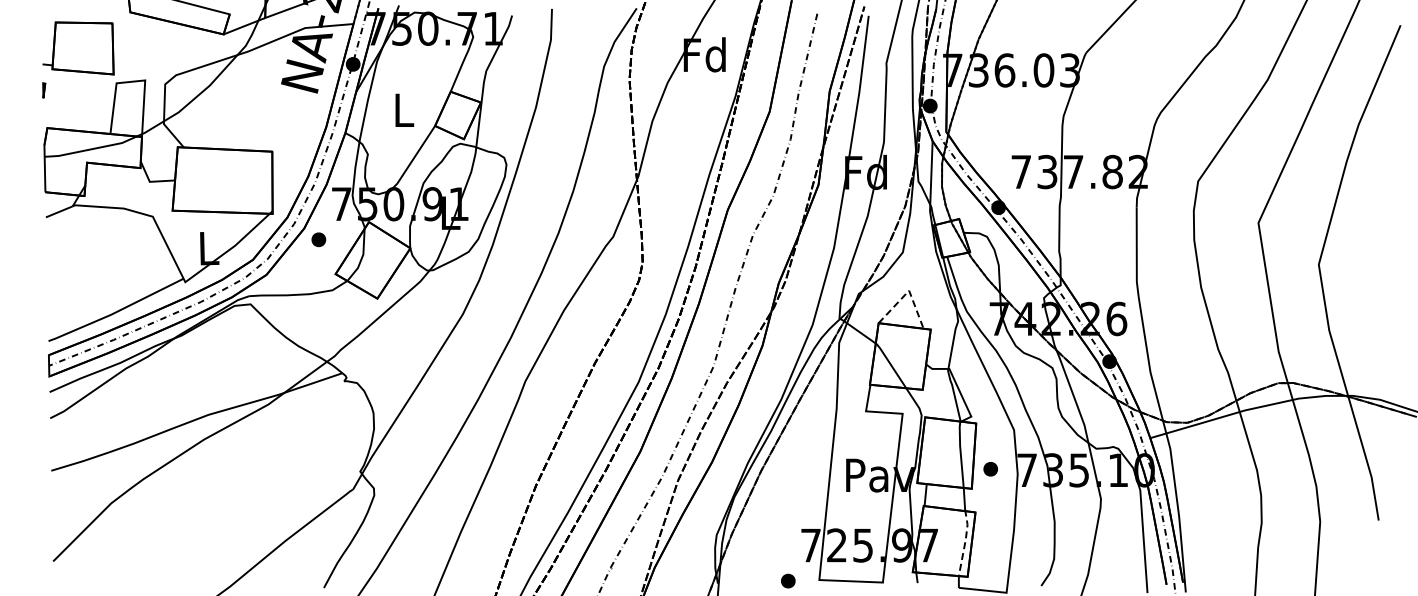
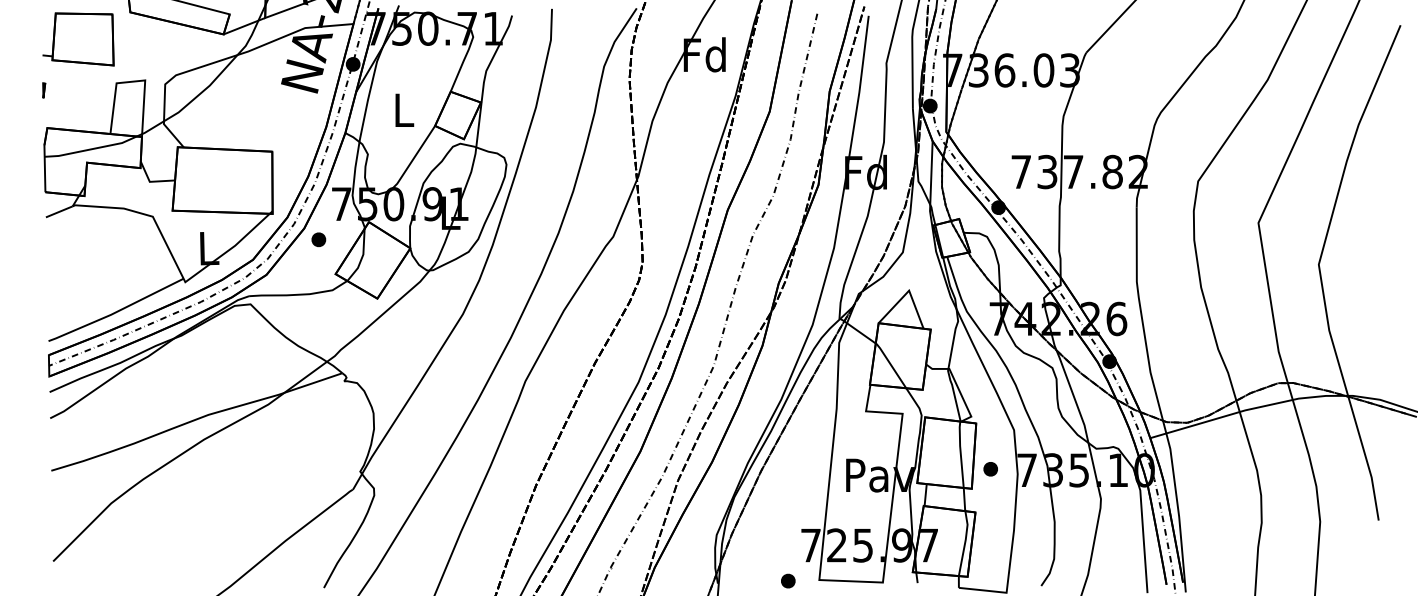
part position: (78, 48) -> (78, 39) (78, 39)
line: dashed -> solid (908, 291)
line: dashed -> solid (965, 541)
